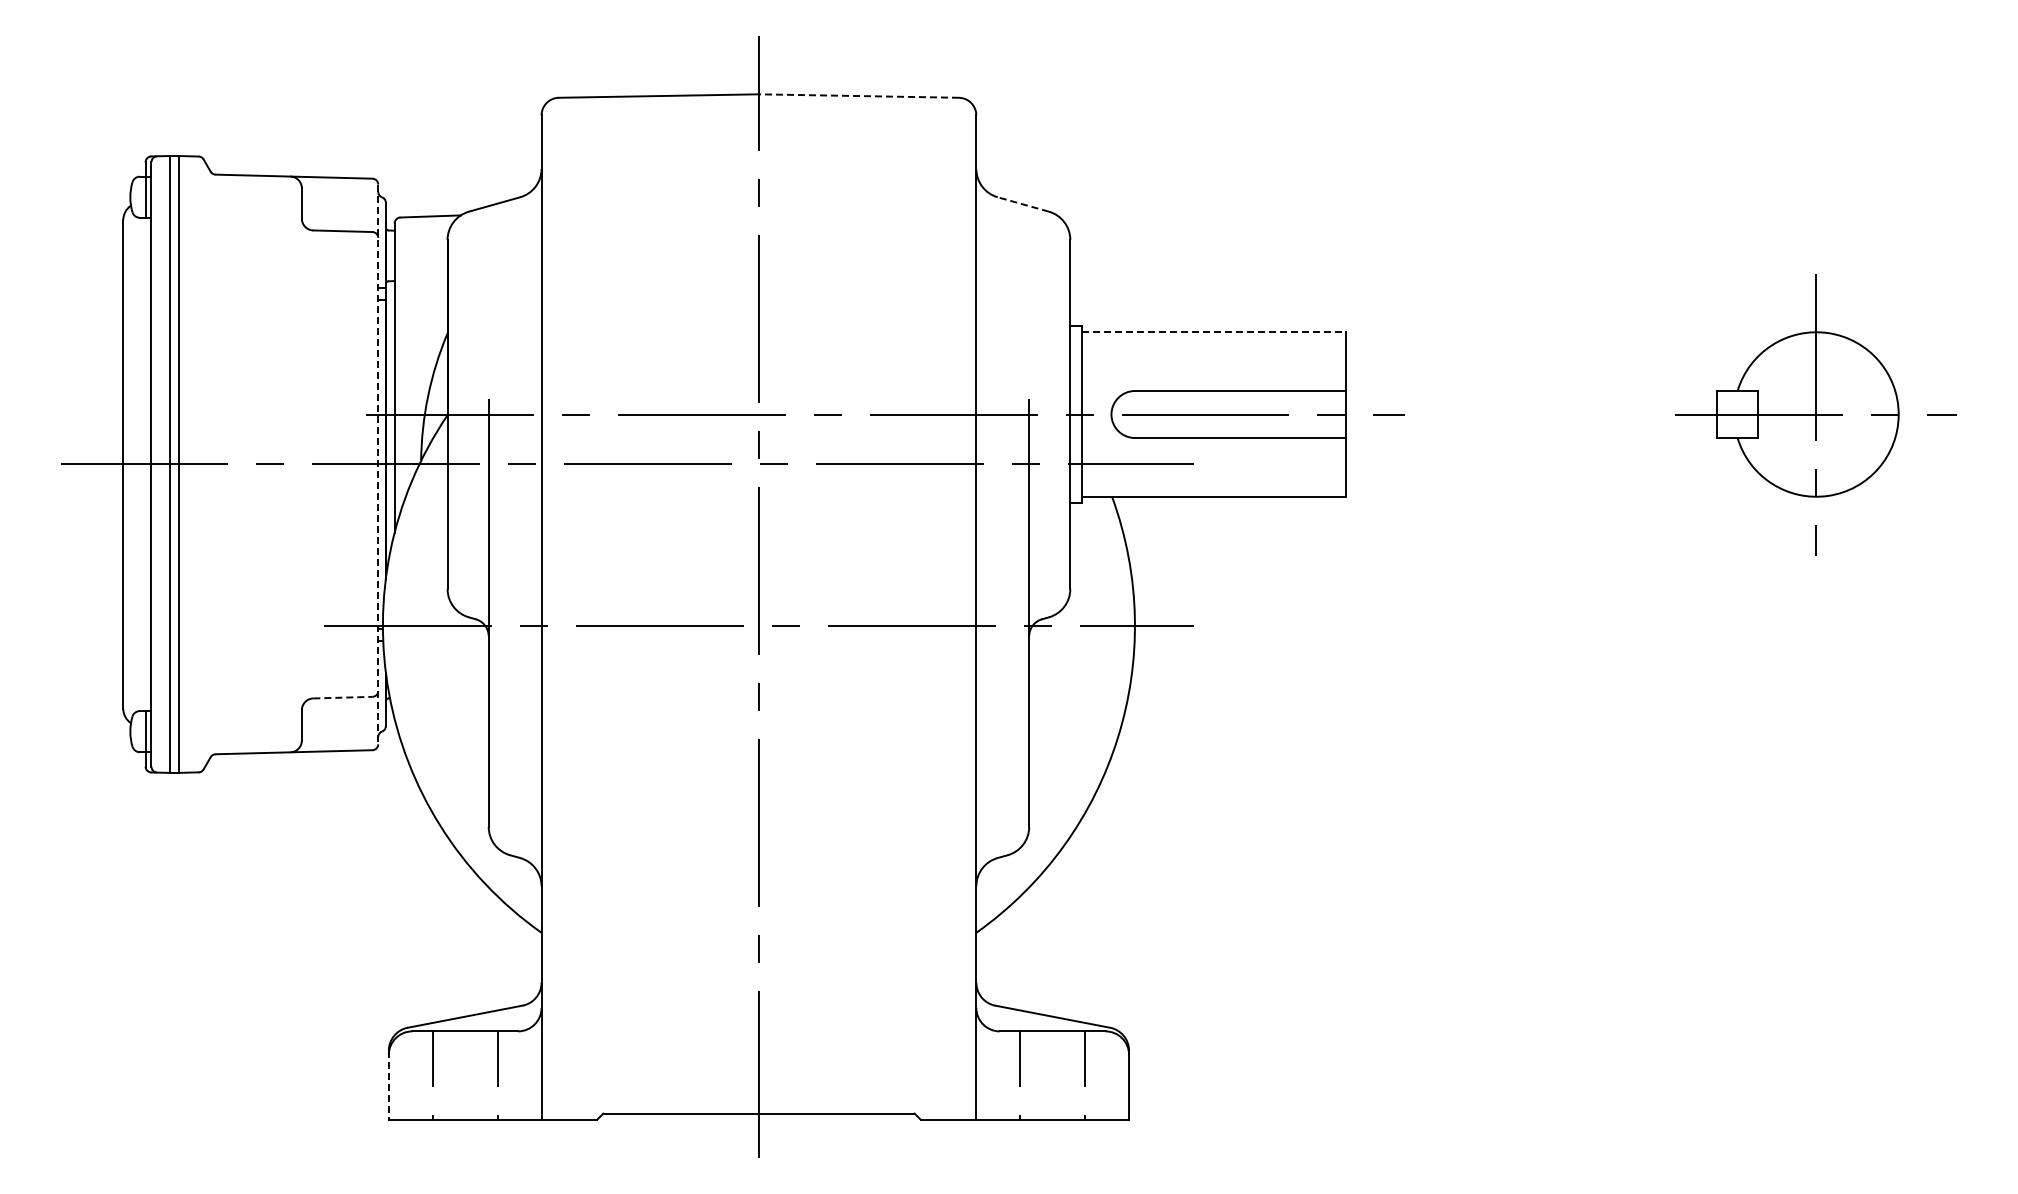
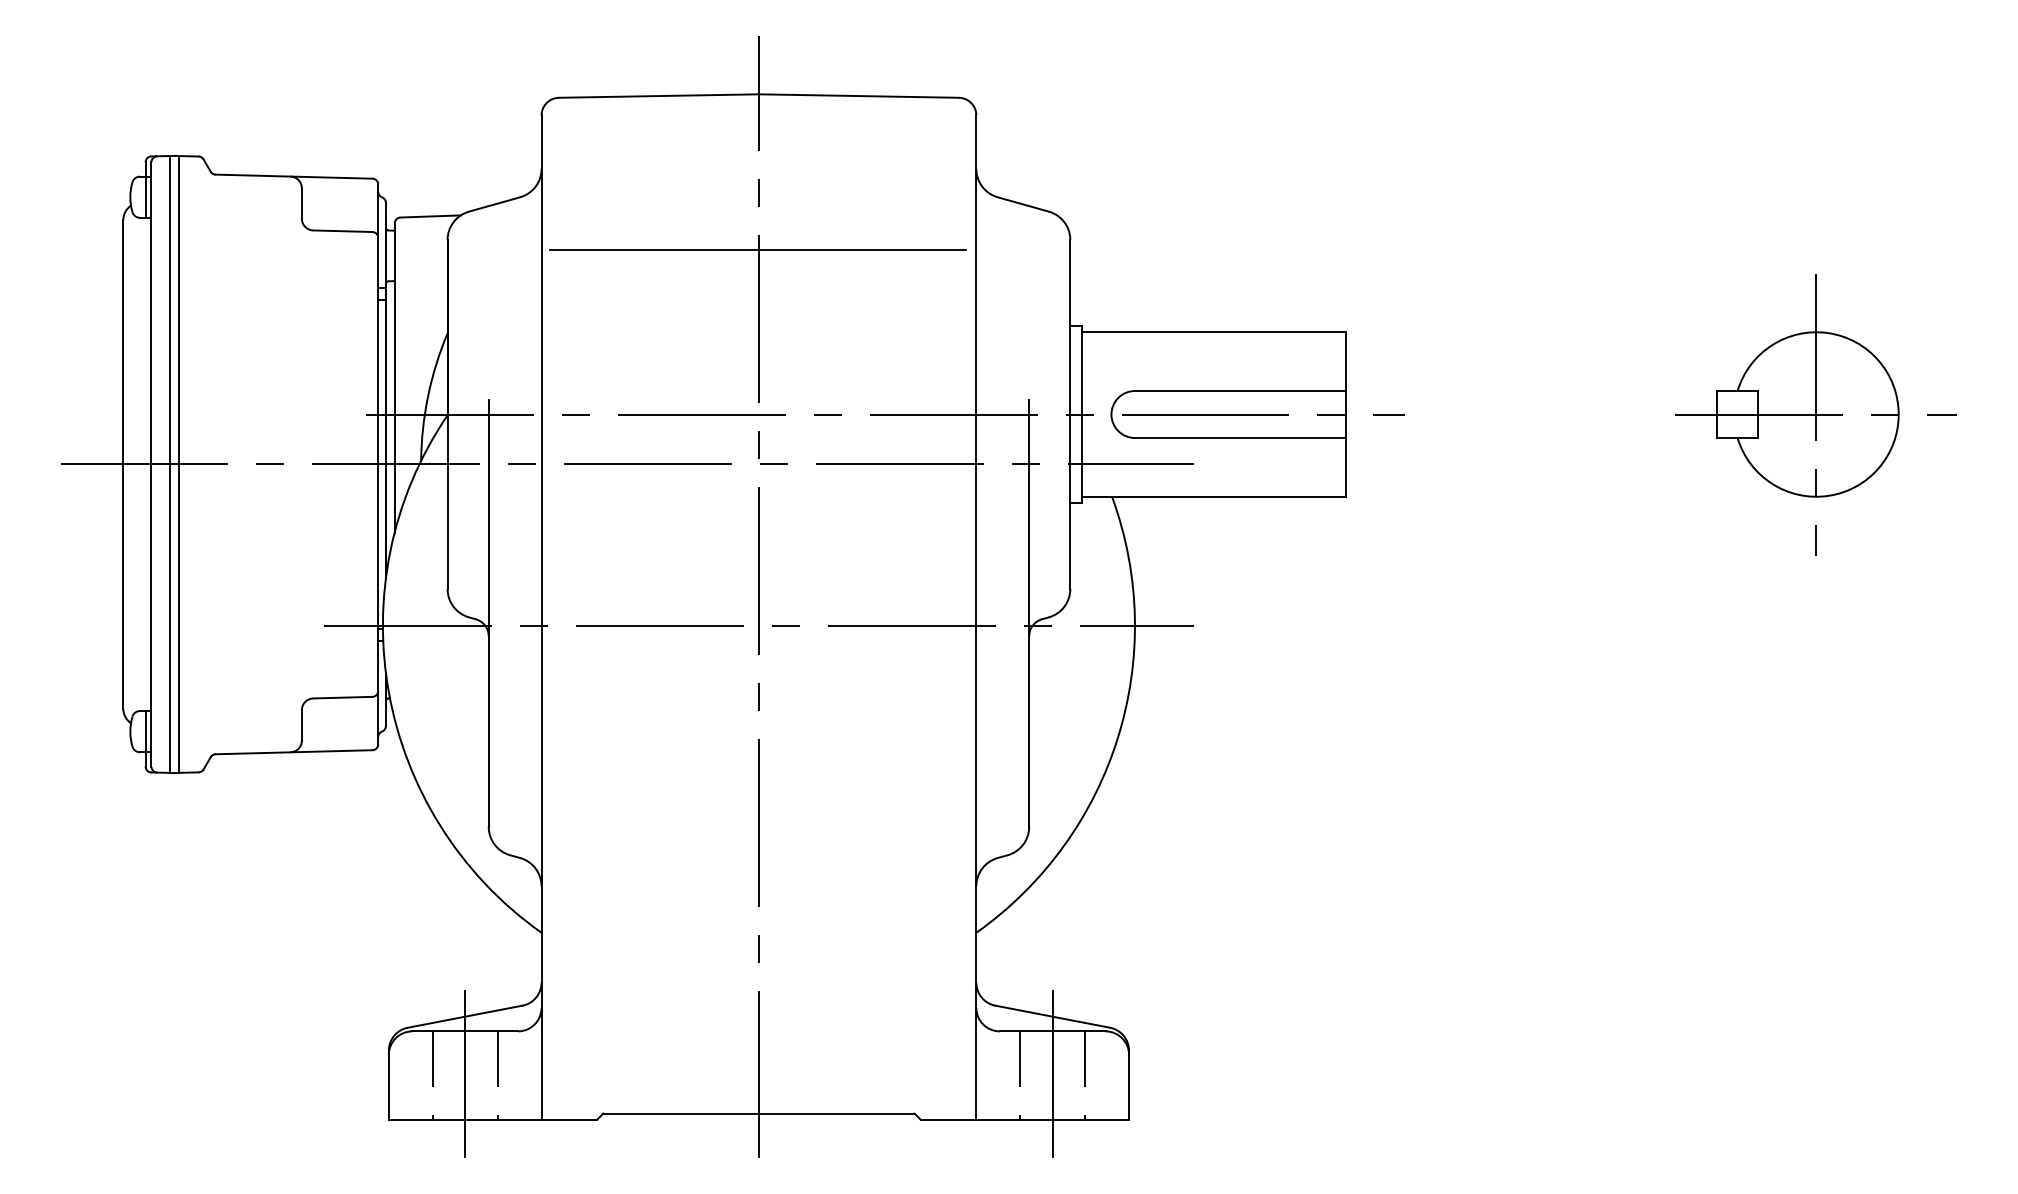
line: dashed -> solid (858, 96)
line: dashed -> solid (1023, 204)
line: none -> present (758, 250)
line: dashed -> solid (1214, 332)
line: dashed -> solid (378, 464)
line: dashed -> solid (342, 697)
line: none -> present (465, 1075)
line: none -> present (1052, 1075)
line: dashed -> solid (388, 1085)
